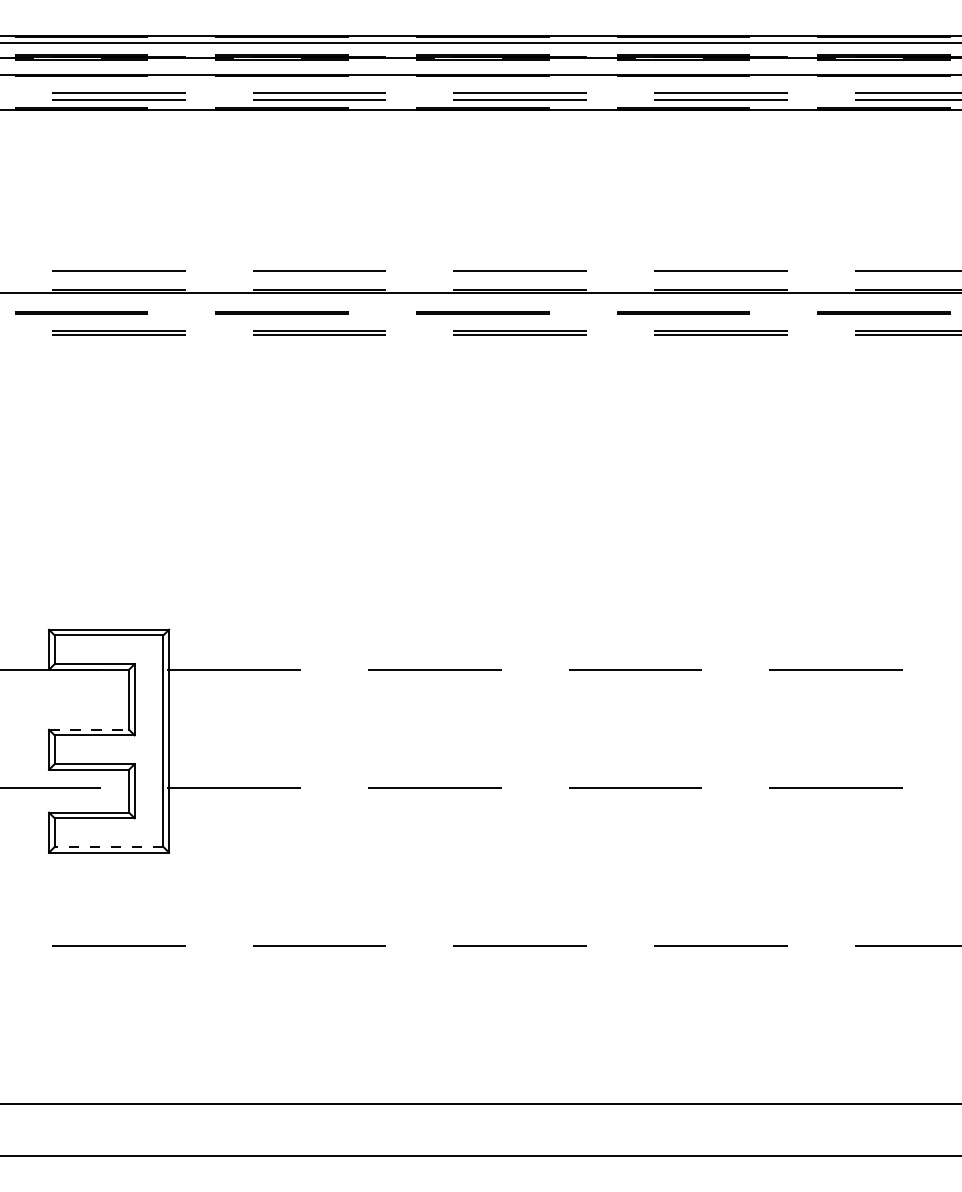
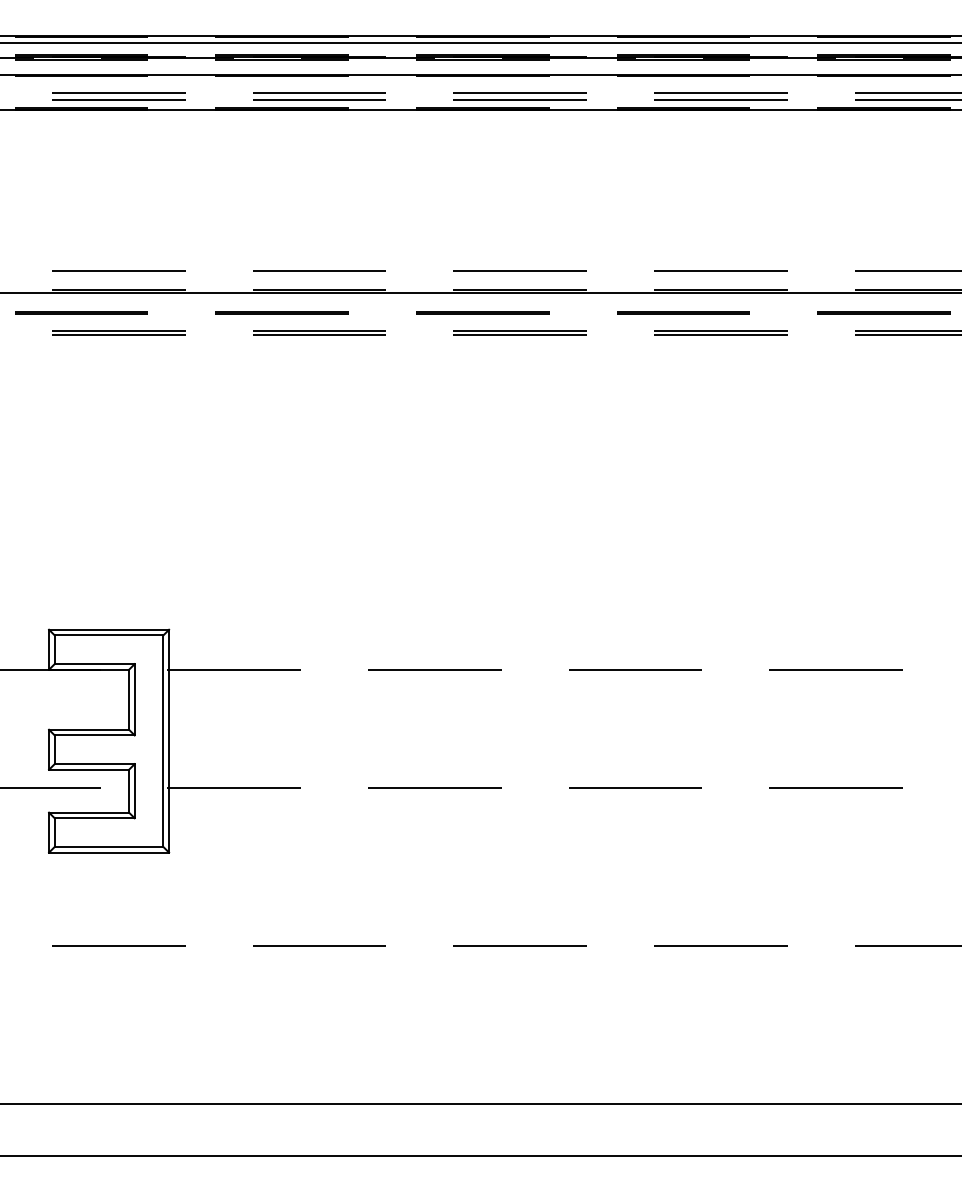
line: dashed -> solid (89, 729)
line: dashed -> solid (108, 846)
